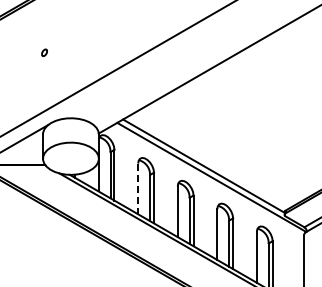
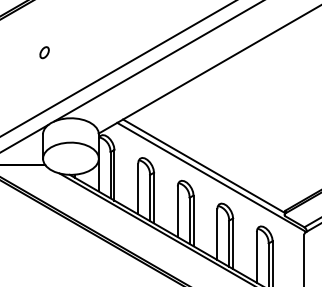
part size: 7x9 px -> 11x14 px (44, 52)
line: none -> present (157, 61)
line: dashed -> solid (138, 189)
